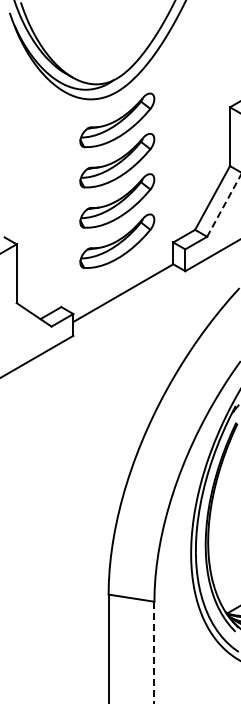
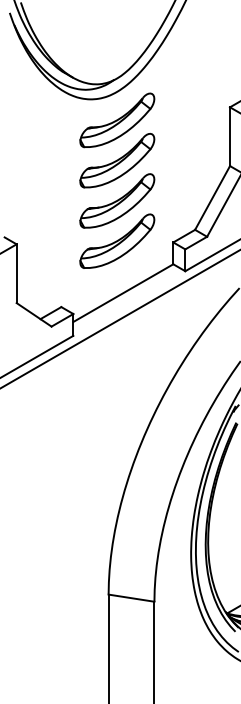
line: dashed -> solid (223, 206)
line: none -> present (119, 319)
line: dashed -> solid (154, 652)
